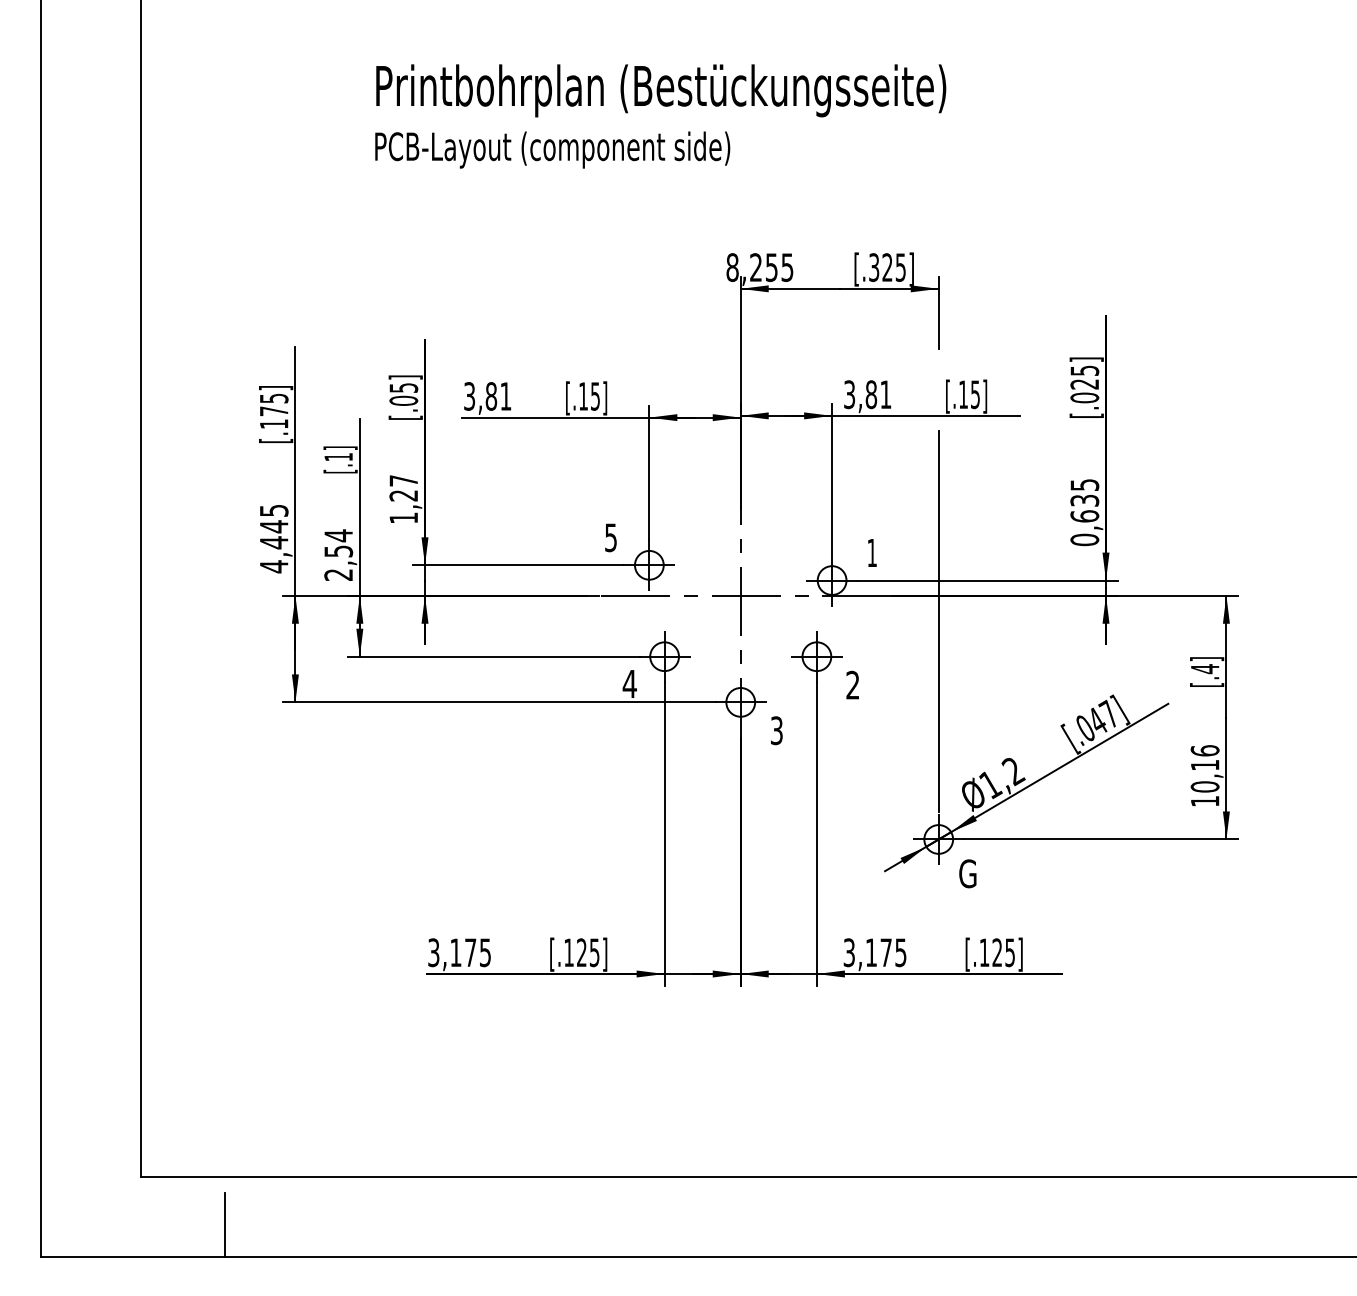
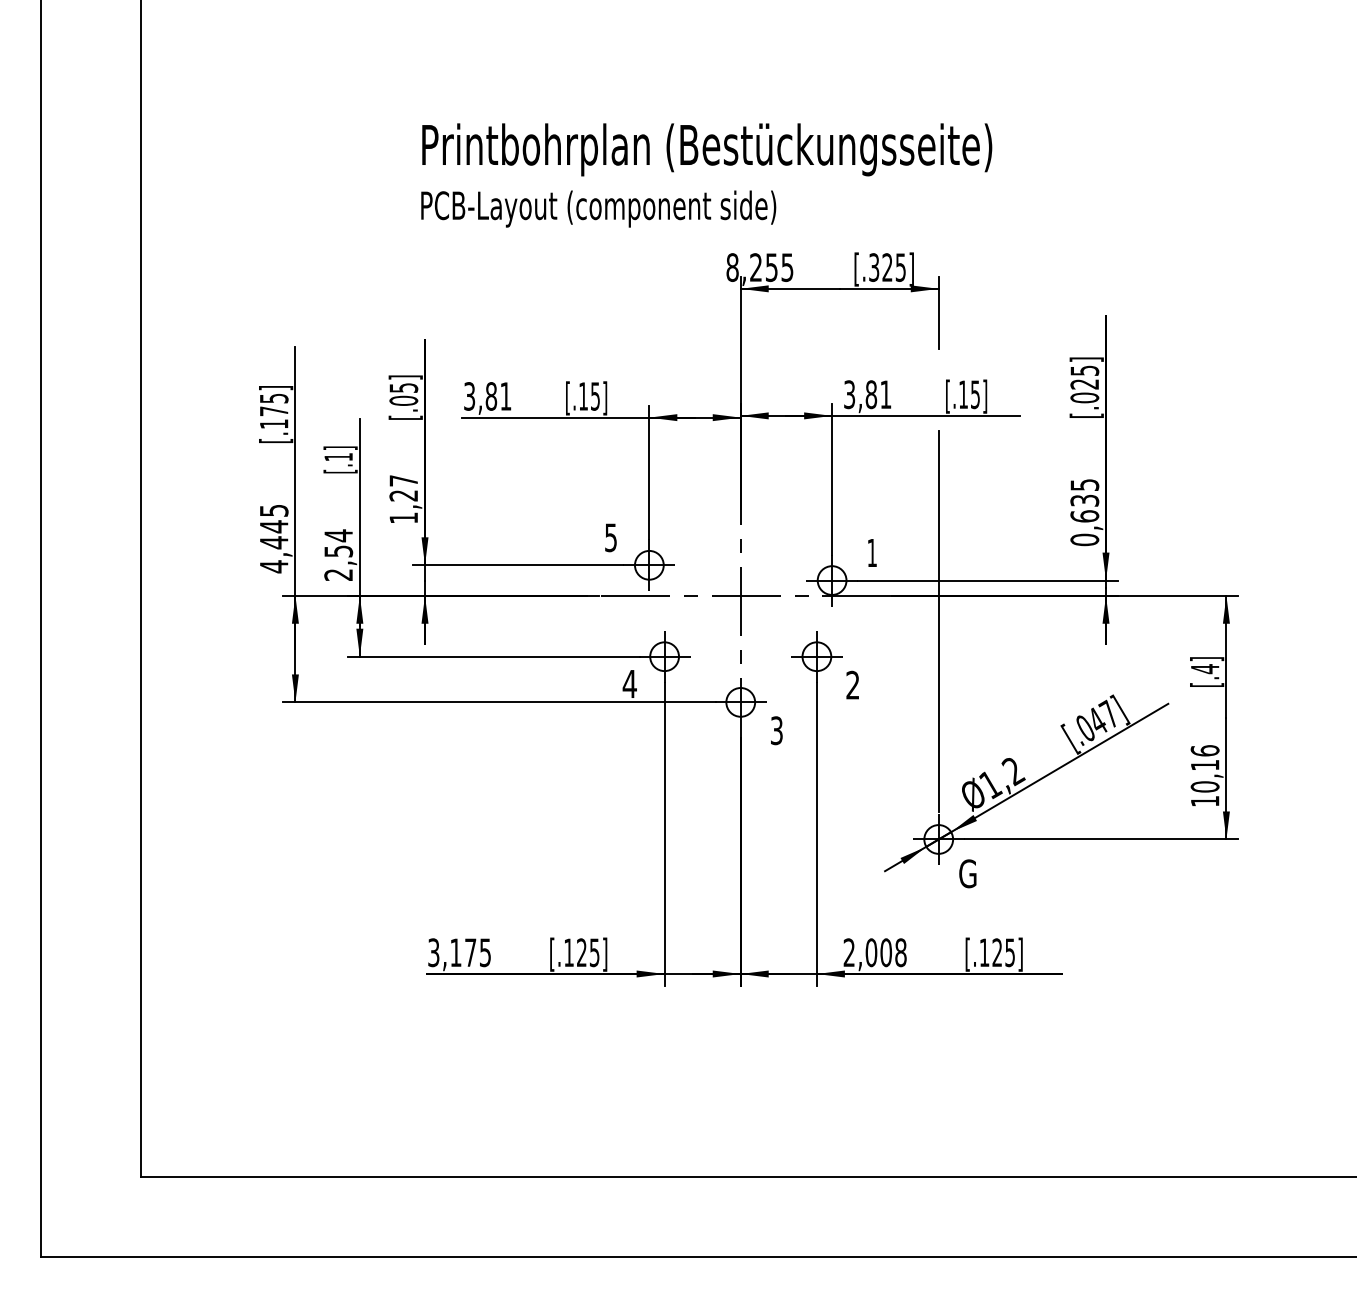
text position: (660, 116) -> (706, 175) (706, 175)
text: 3,175 -> 2,008 (874, 952)
line: present -> none (224, 1225)
